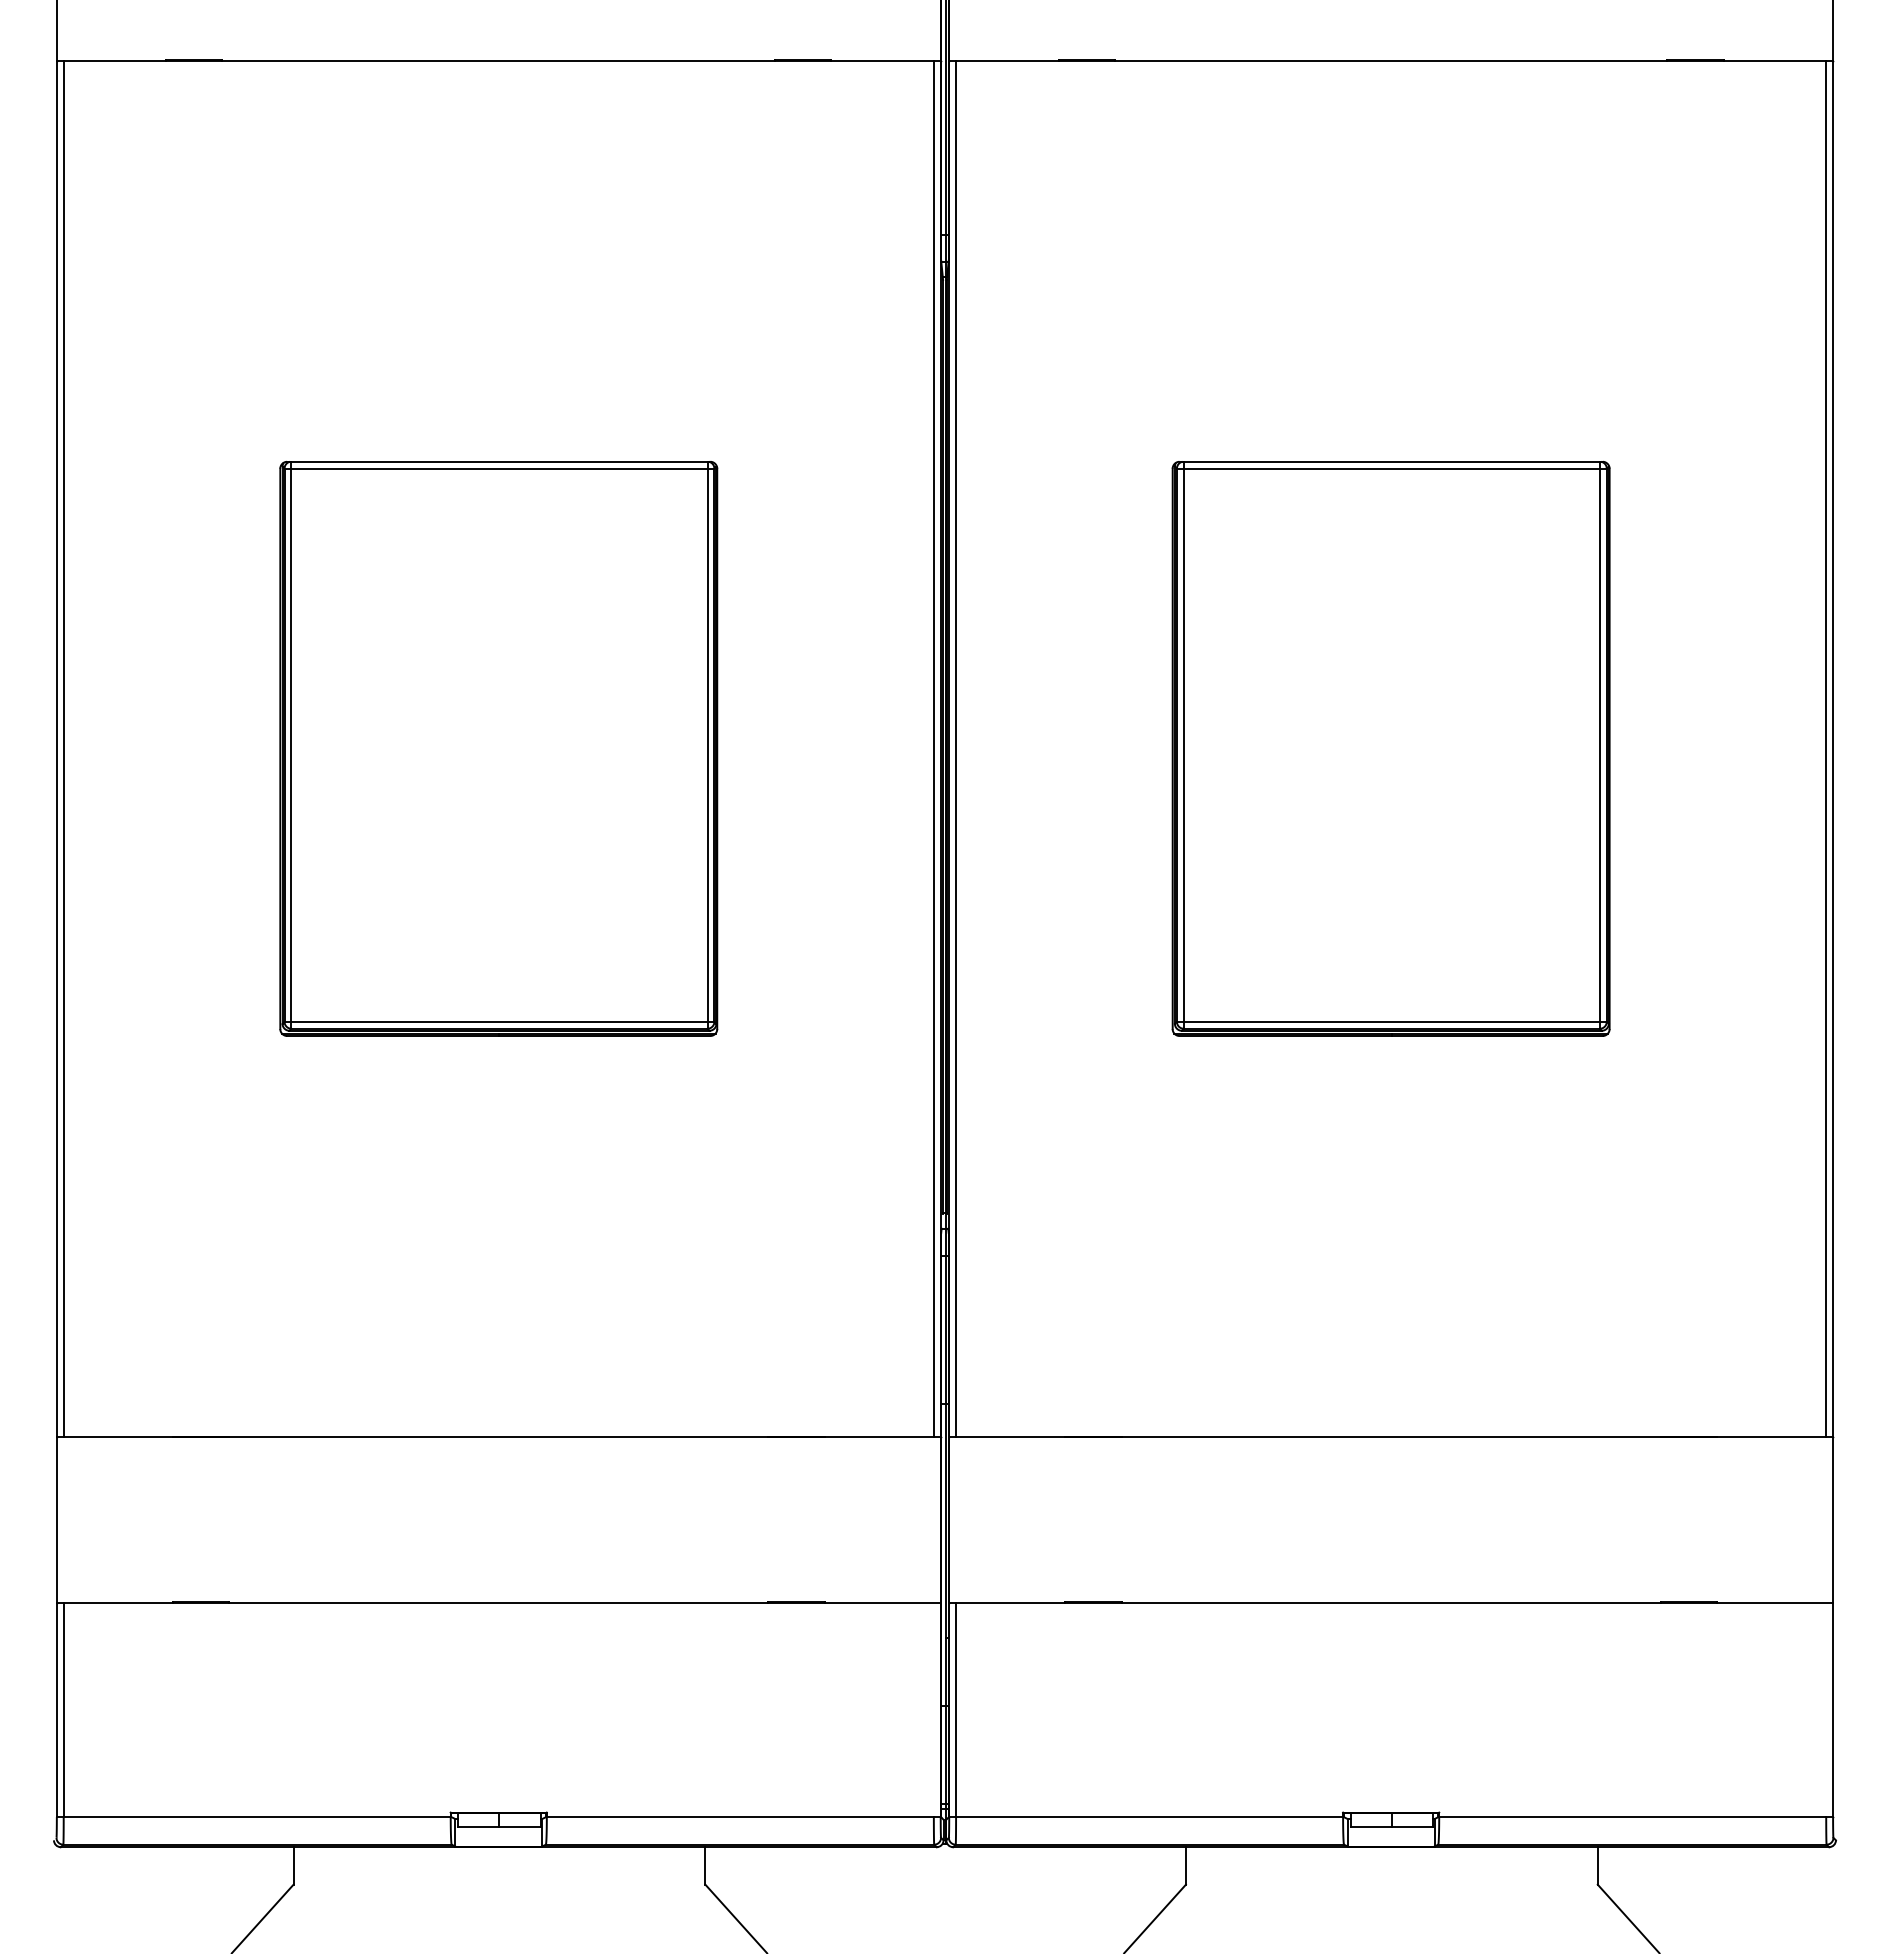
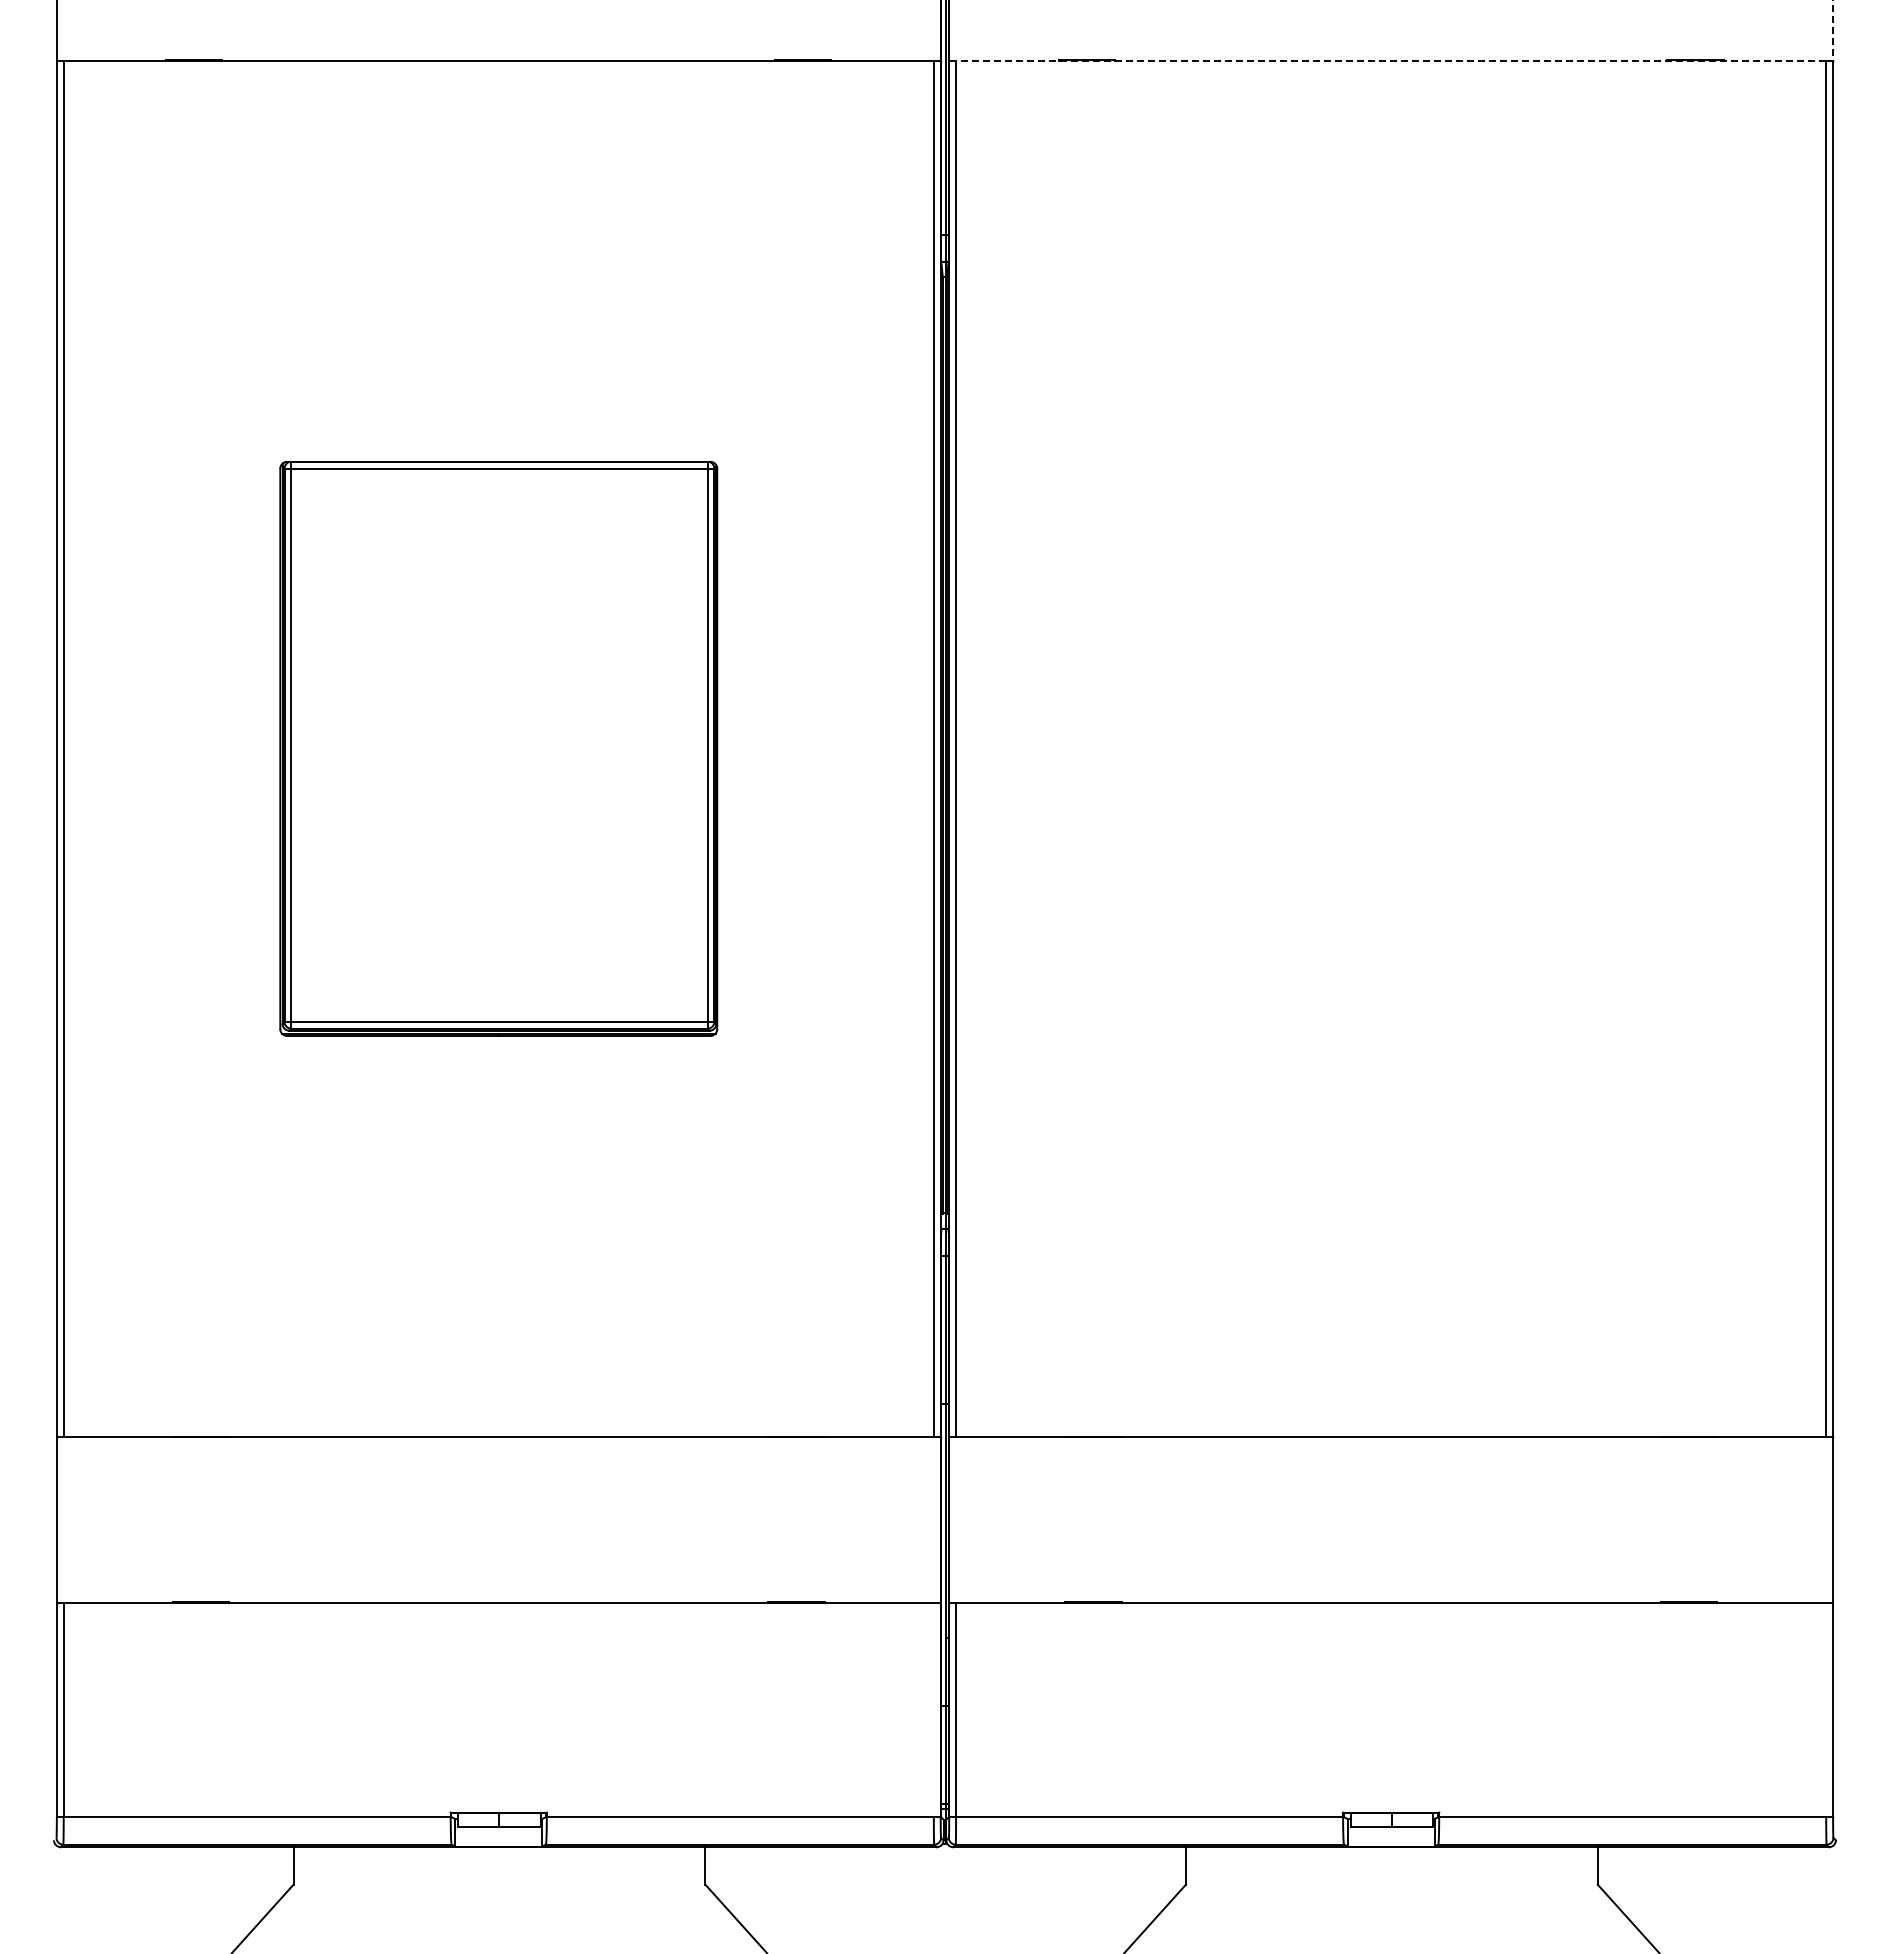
line: solid -> dashed (1833, 31)
line: solid -> dashed (1390, 61)
part: present -> none (1390, 748)
